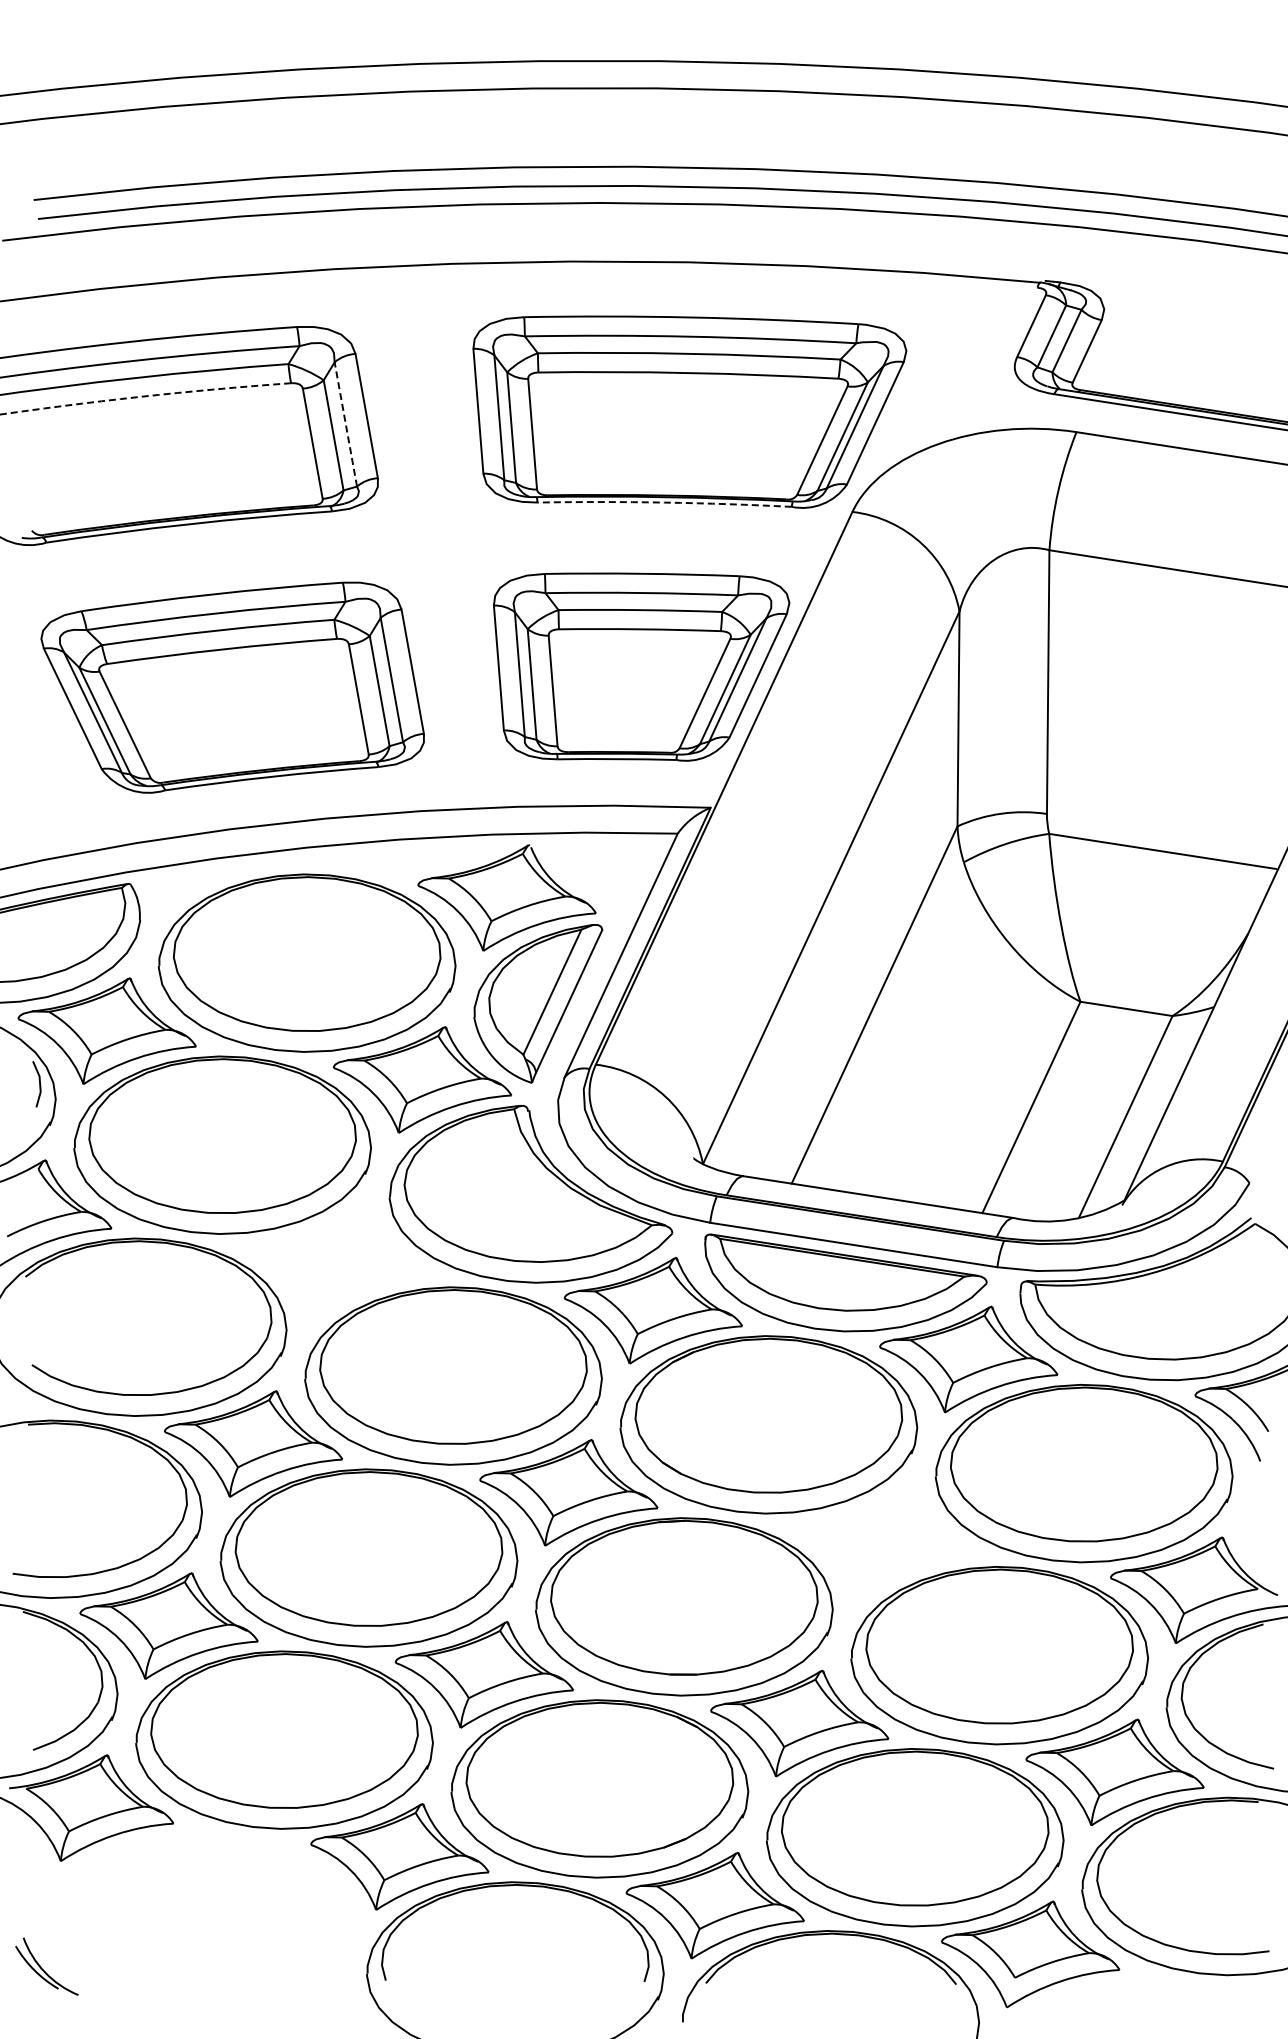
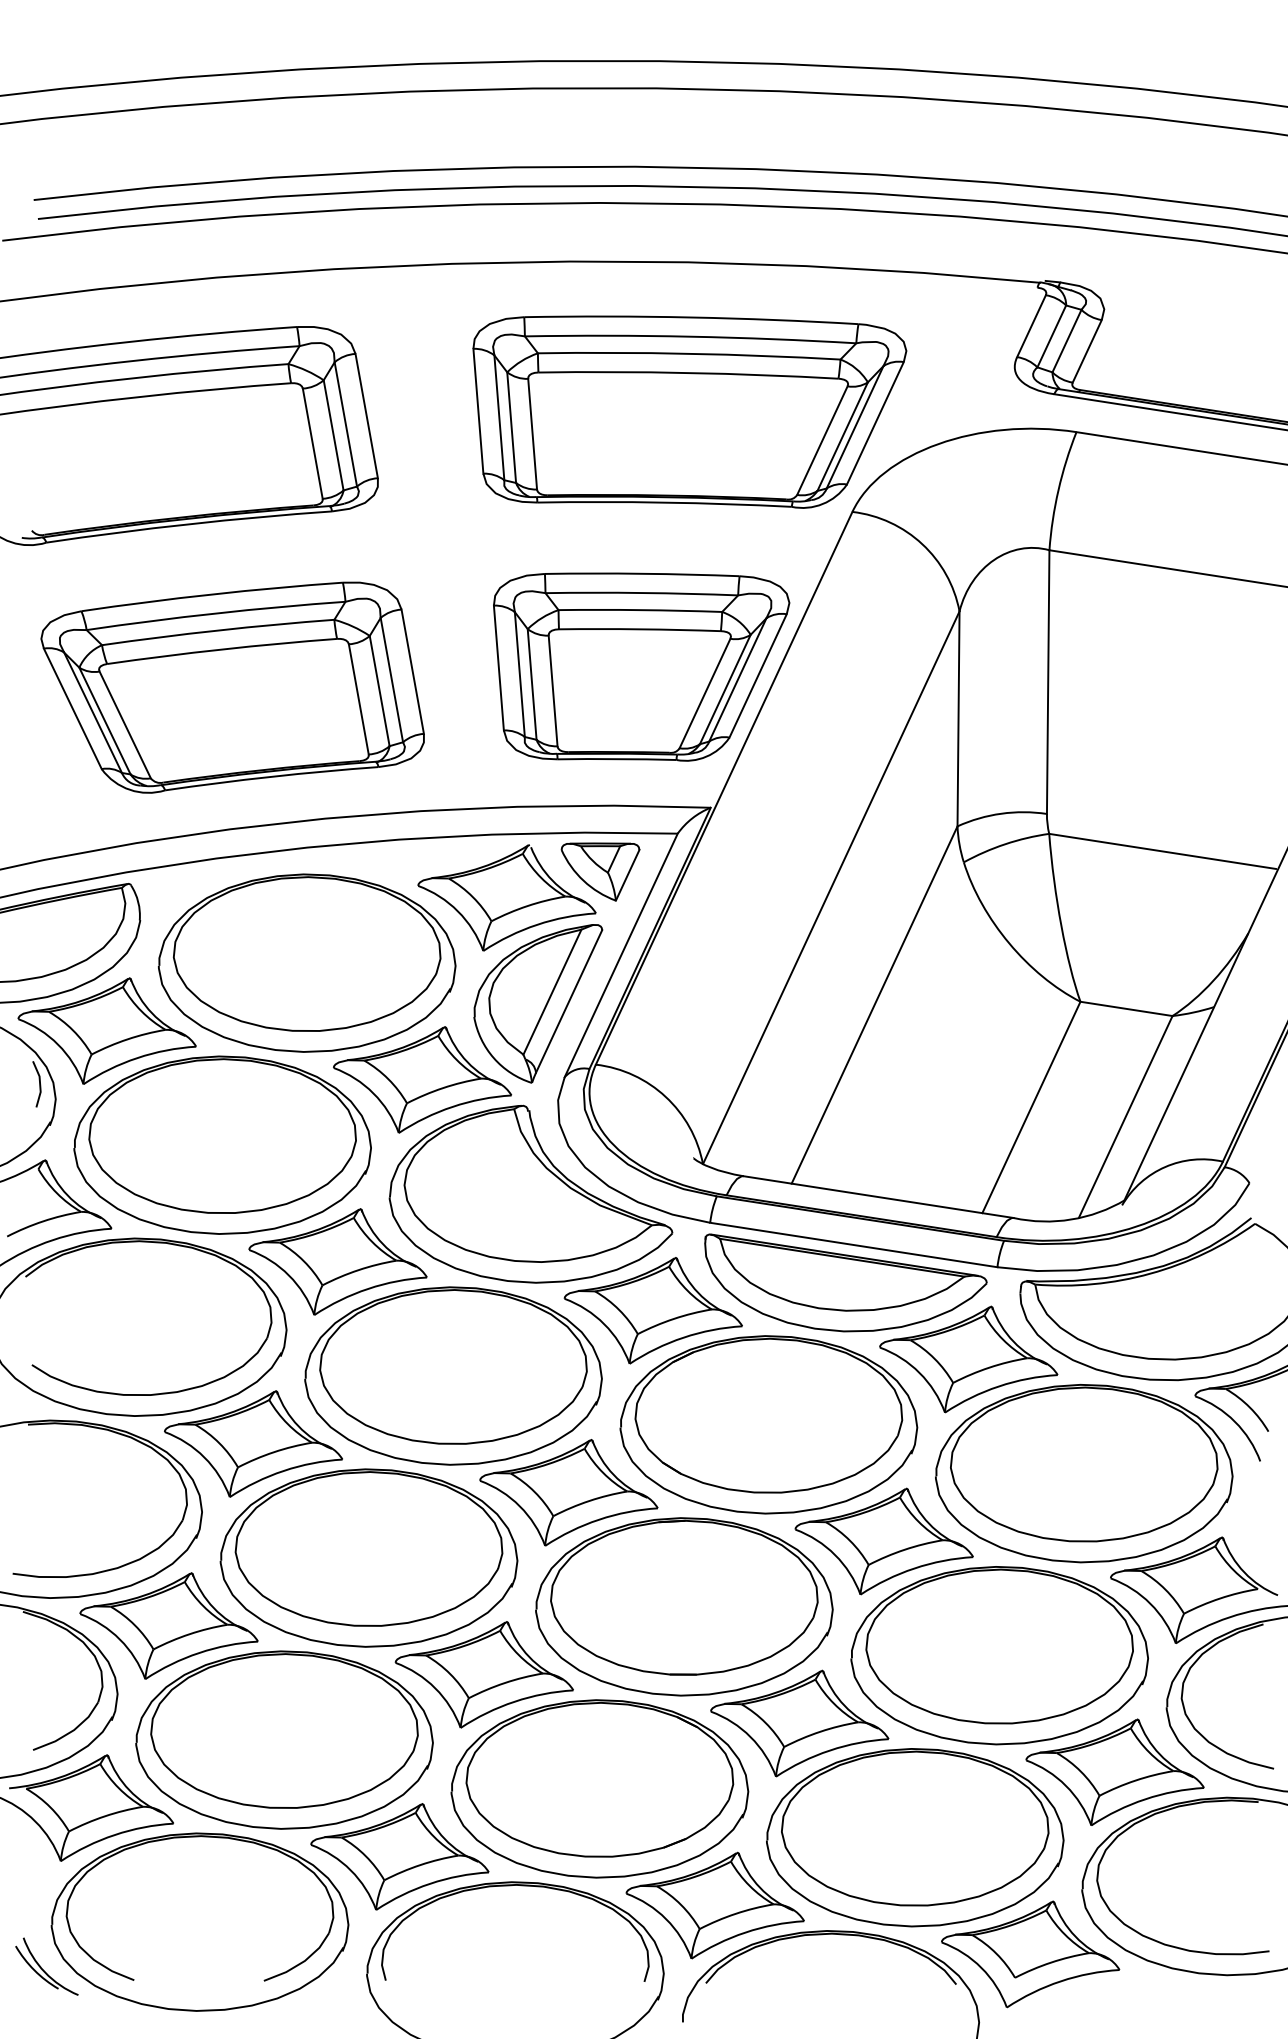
arc: dashed -> solid (145, 396)
line: dashed -> solid (345, 423)
arc: dashed -> solid (664, 502)
part: none -> present (600, 871)
part: none -> present (337, 1261)
part: none -> present (883, 1541)
part: none -> present (199, 1921)
